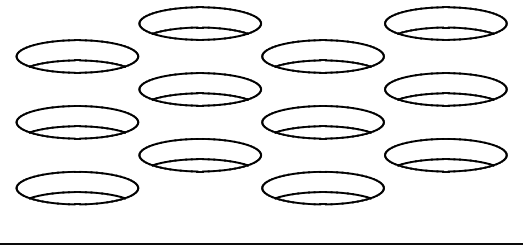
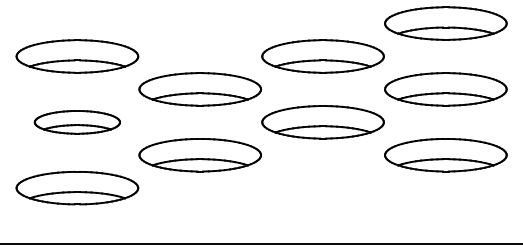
part: present -> none (199, 23)
part size: 125x35 px -> 88x25 px (76, 122)
part: present -> none (322, 188)
